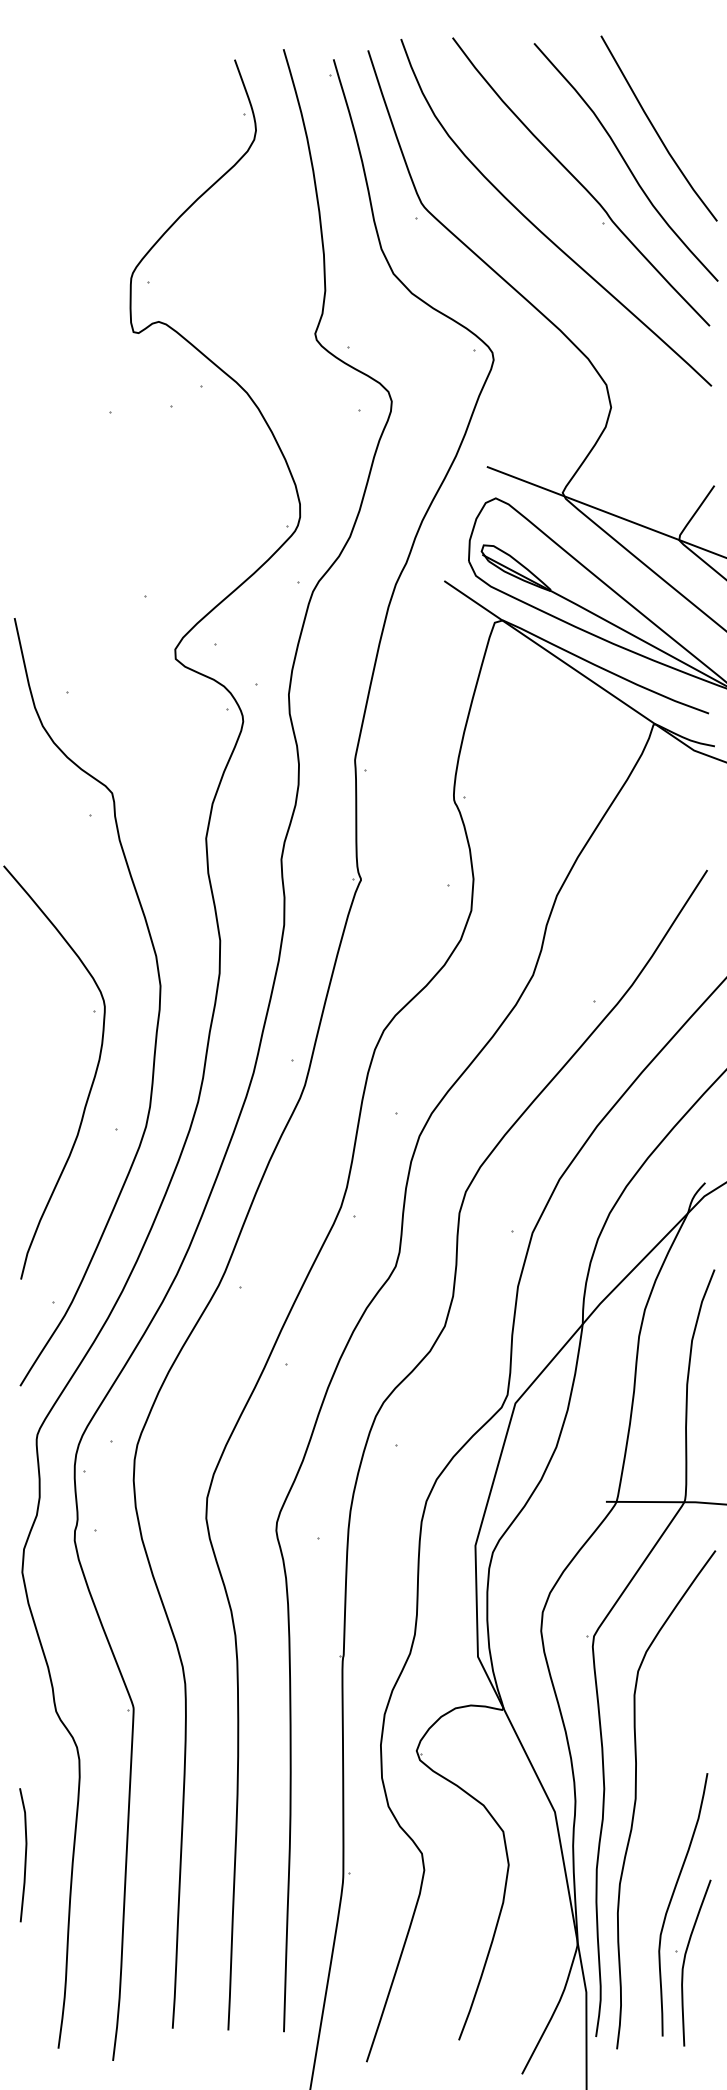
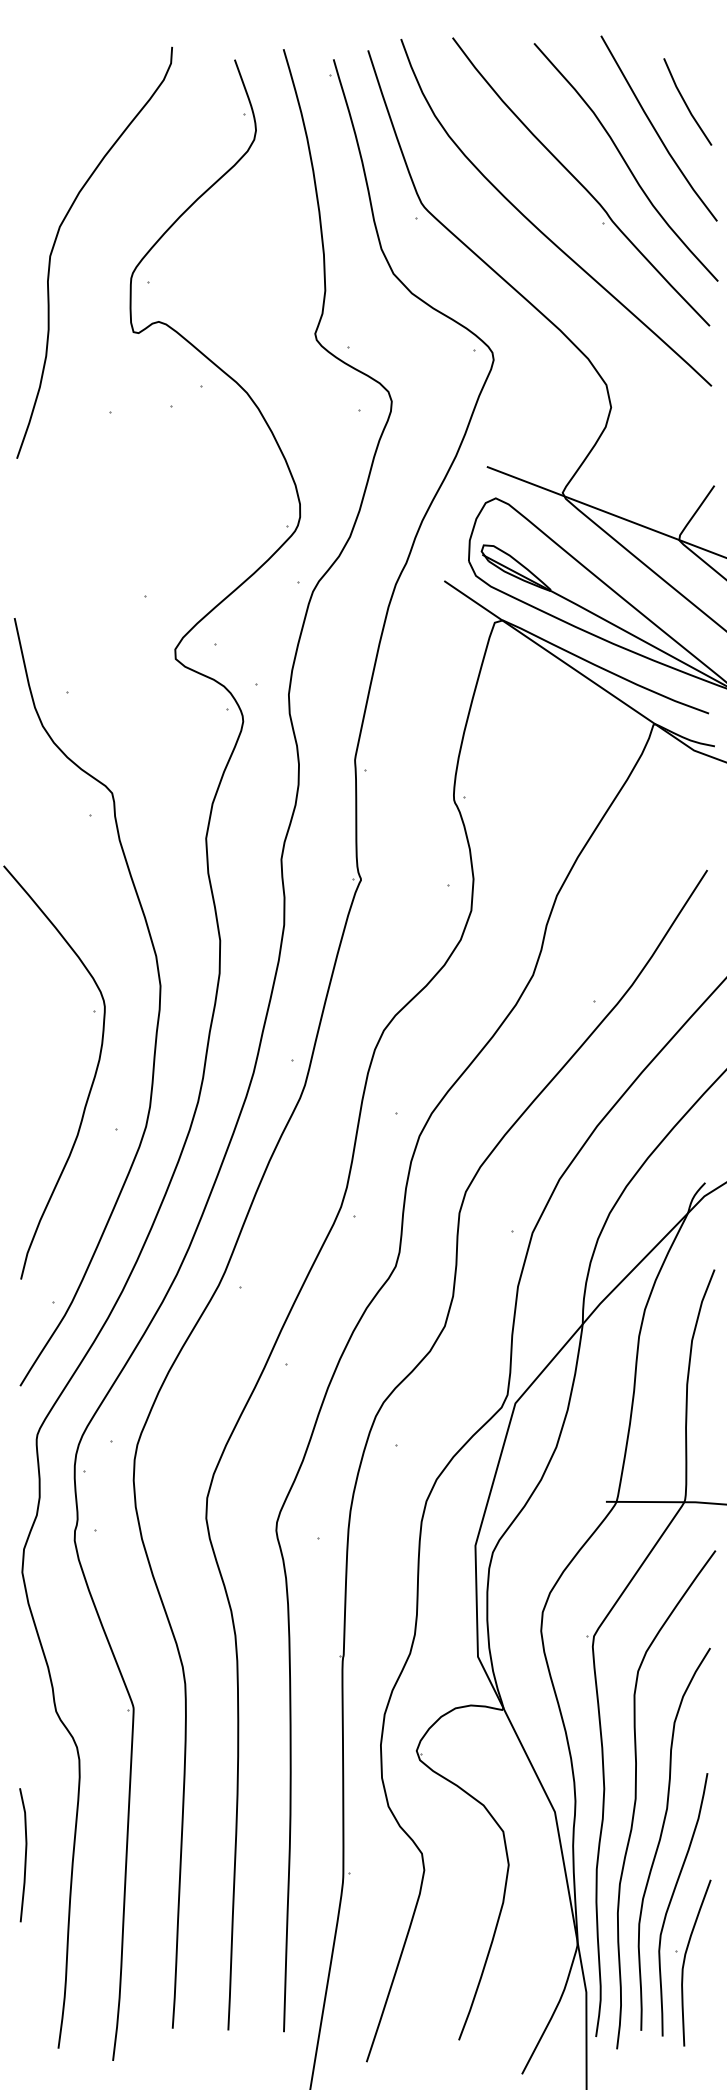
line: none -> present (685, 101)
curve: none -> present (56, 240)
curve: none -> present (662, 1834)
